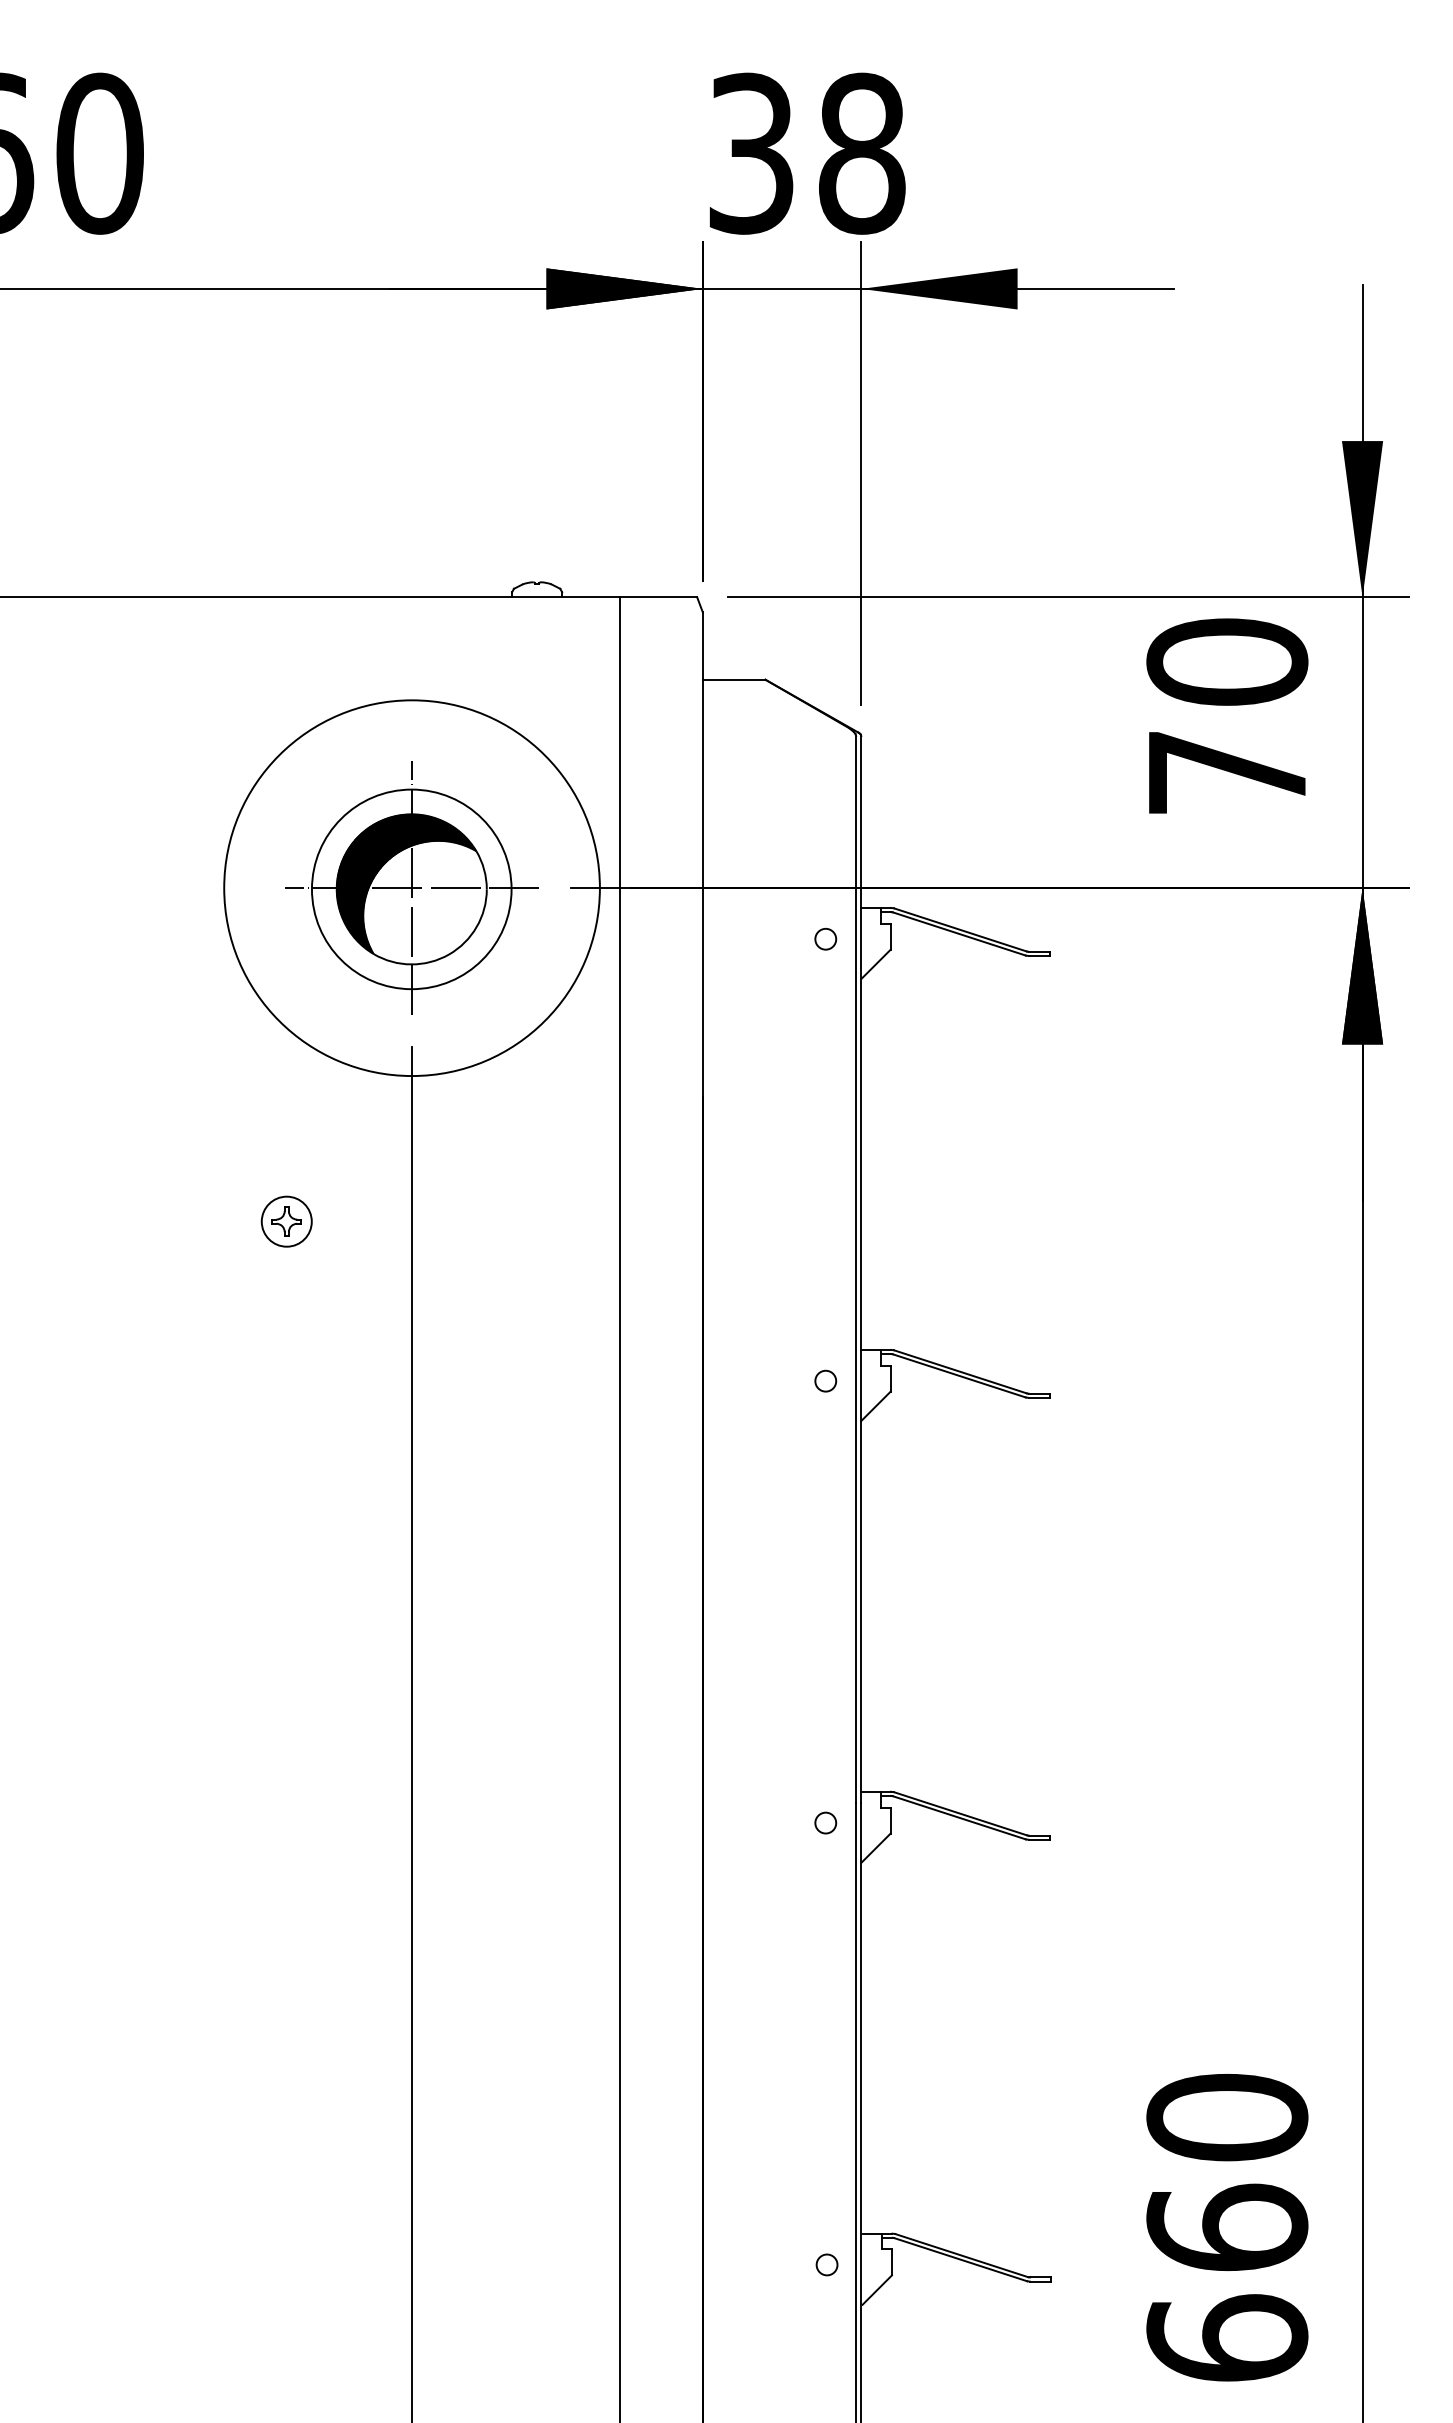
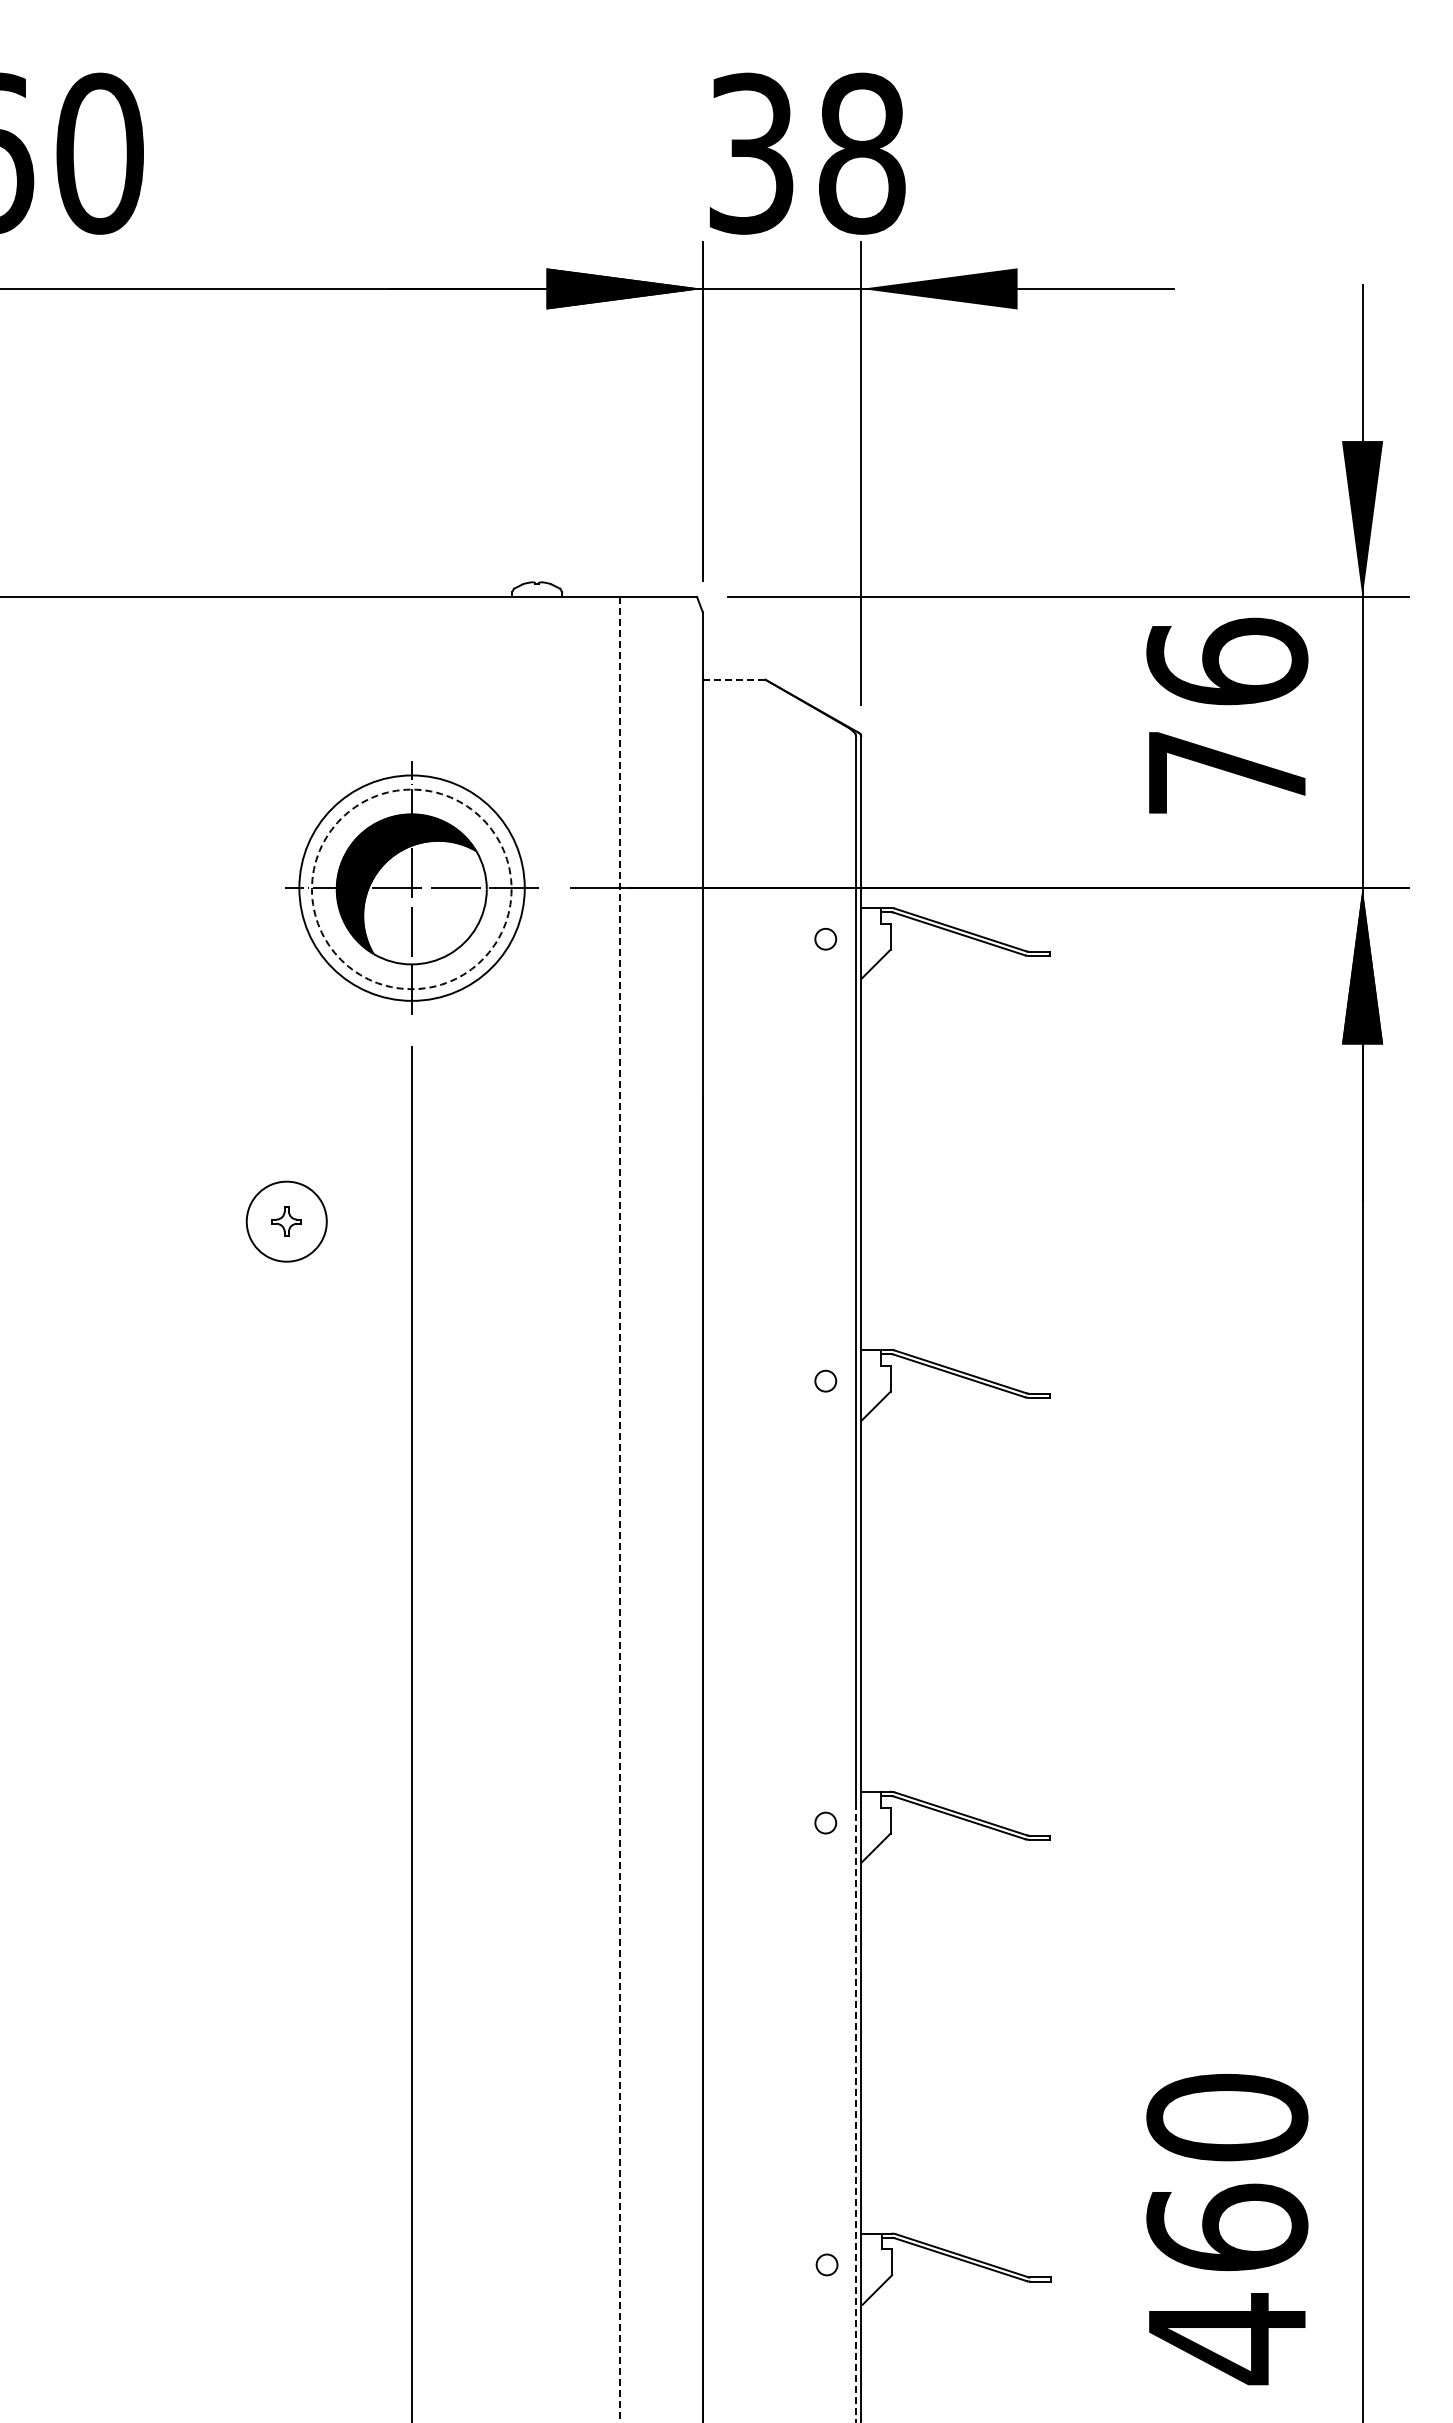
text: 70 -> 76 (1227, 661)
line: solid -> dashed (734, 679)
circle diameter: 376 px -> 225 px (411, 887)
circle: solid -> dashed (411, 889)
circle diameter: 50 px -> 80 px (286, 1221)
line: solid -> dashed (619, 1510)
line: solid -> dashed (856, 2113)
text: 660 -> 460 (1227, 2339)
